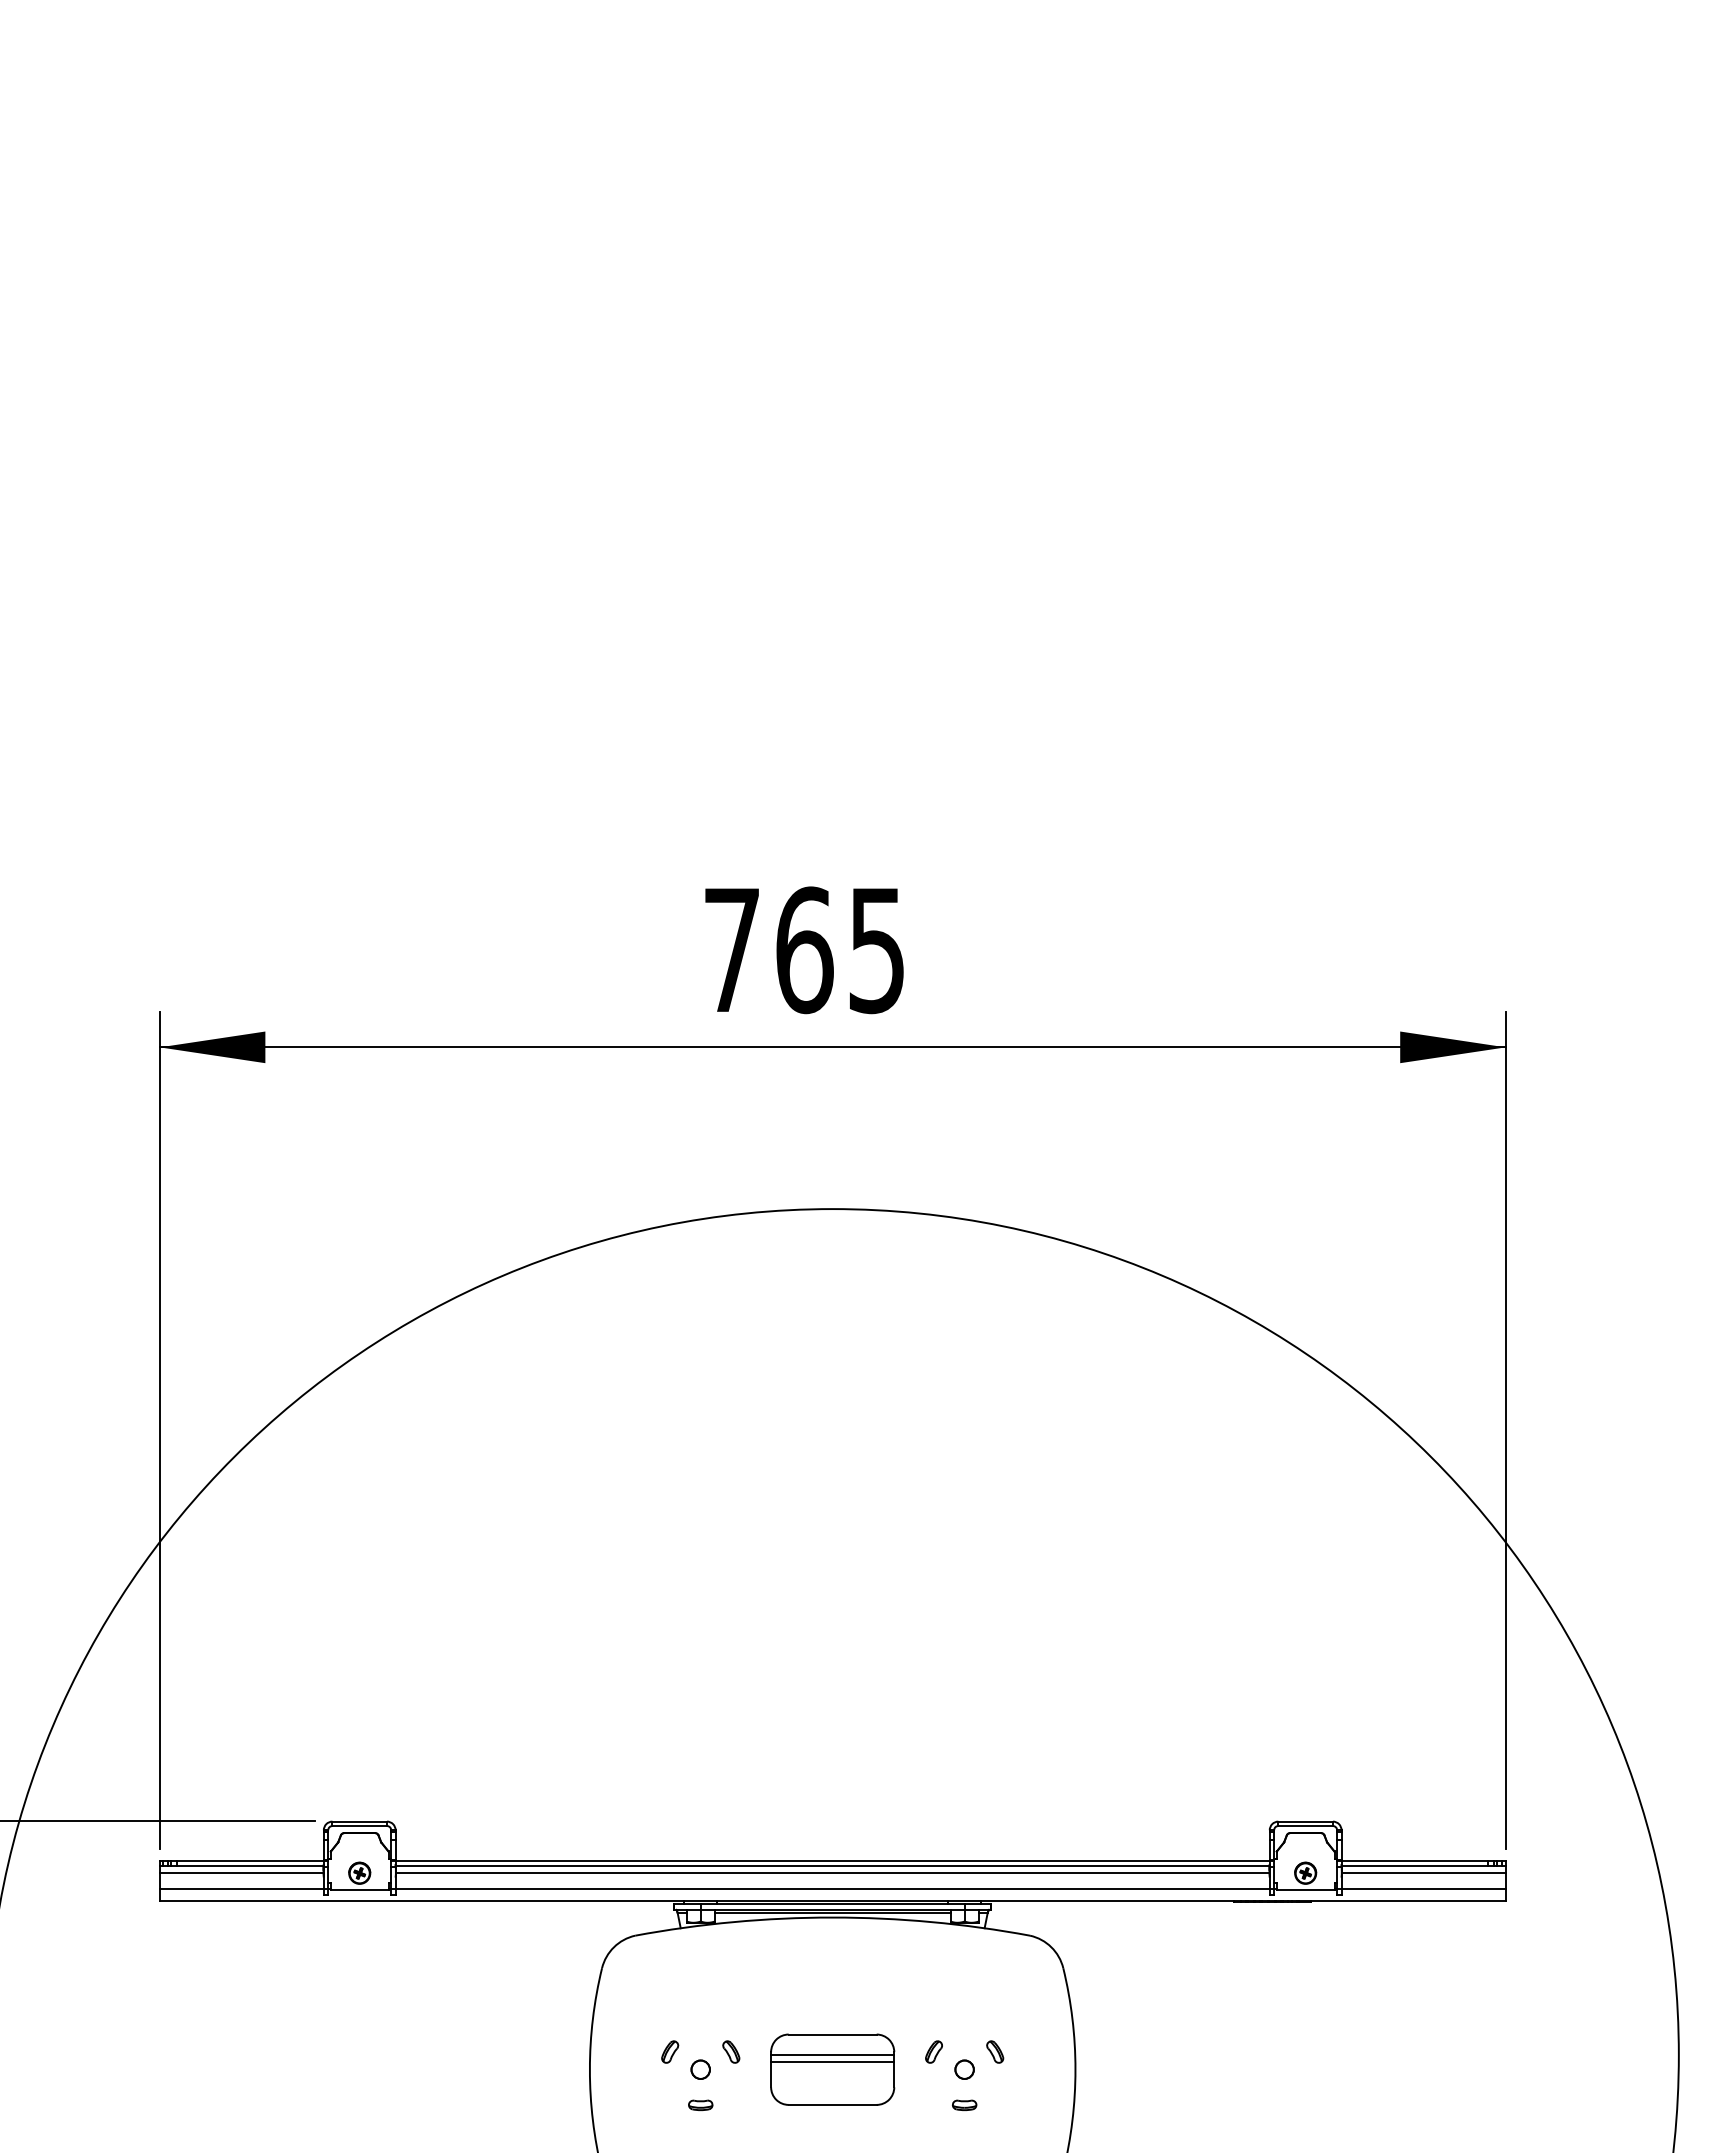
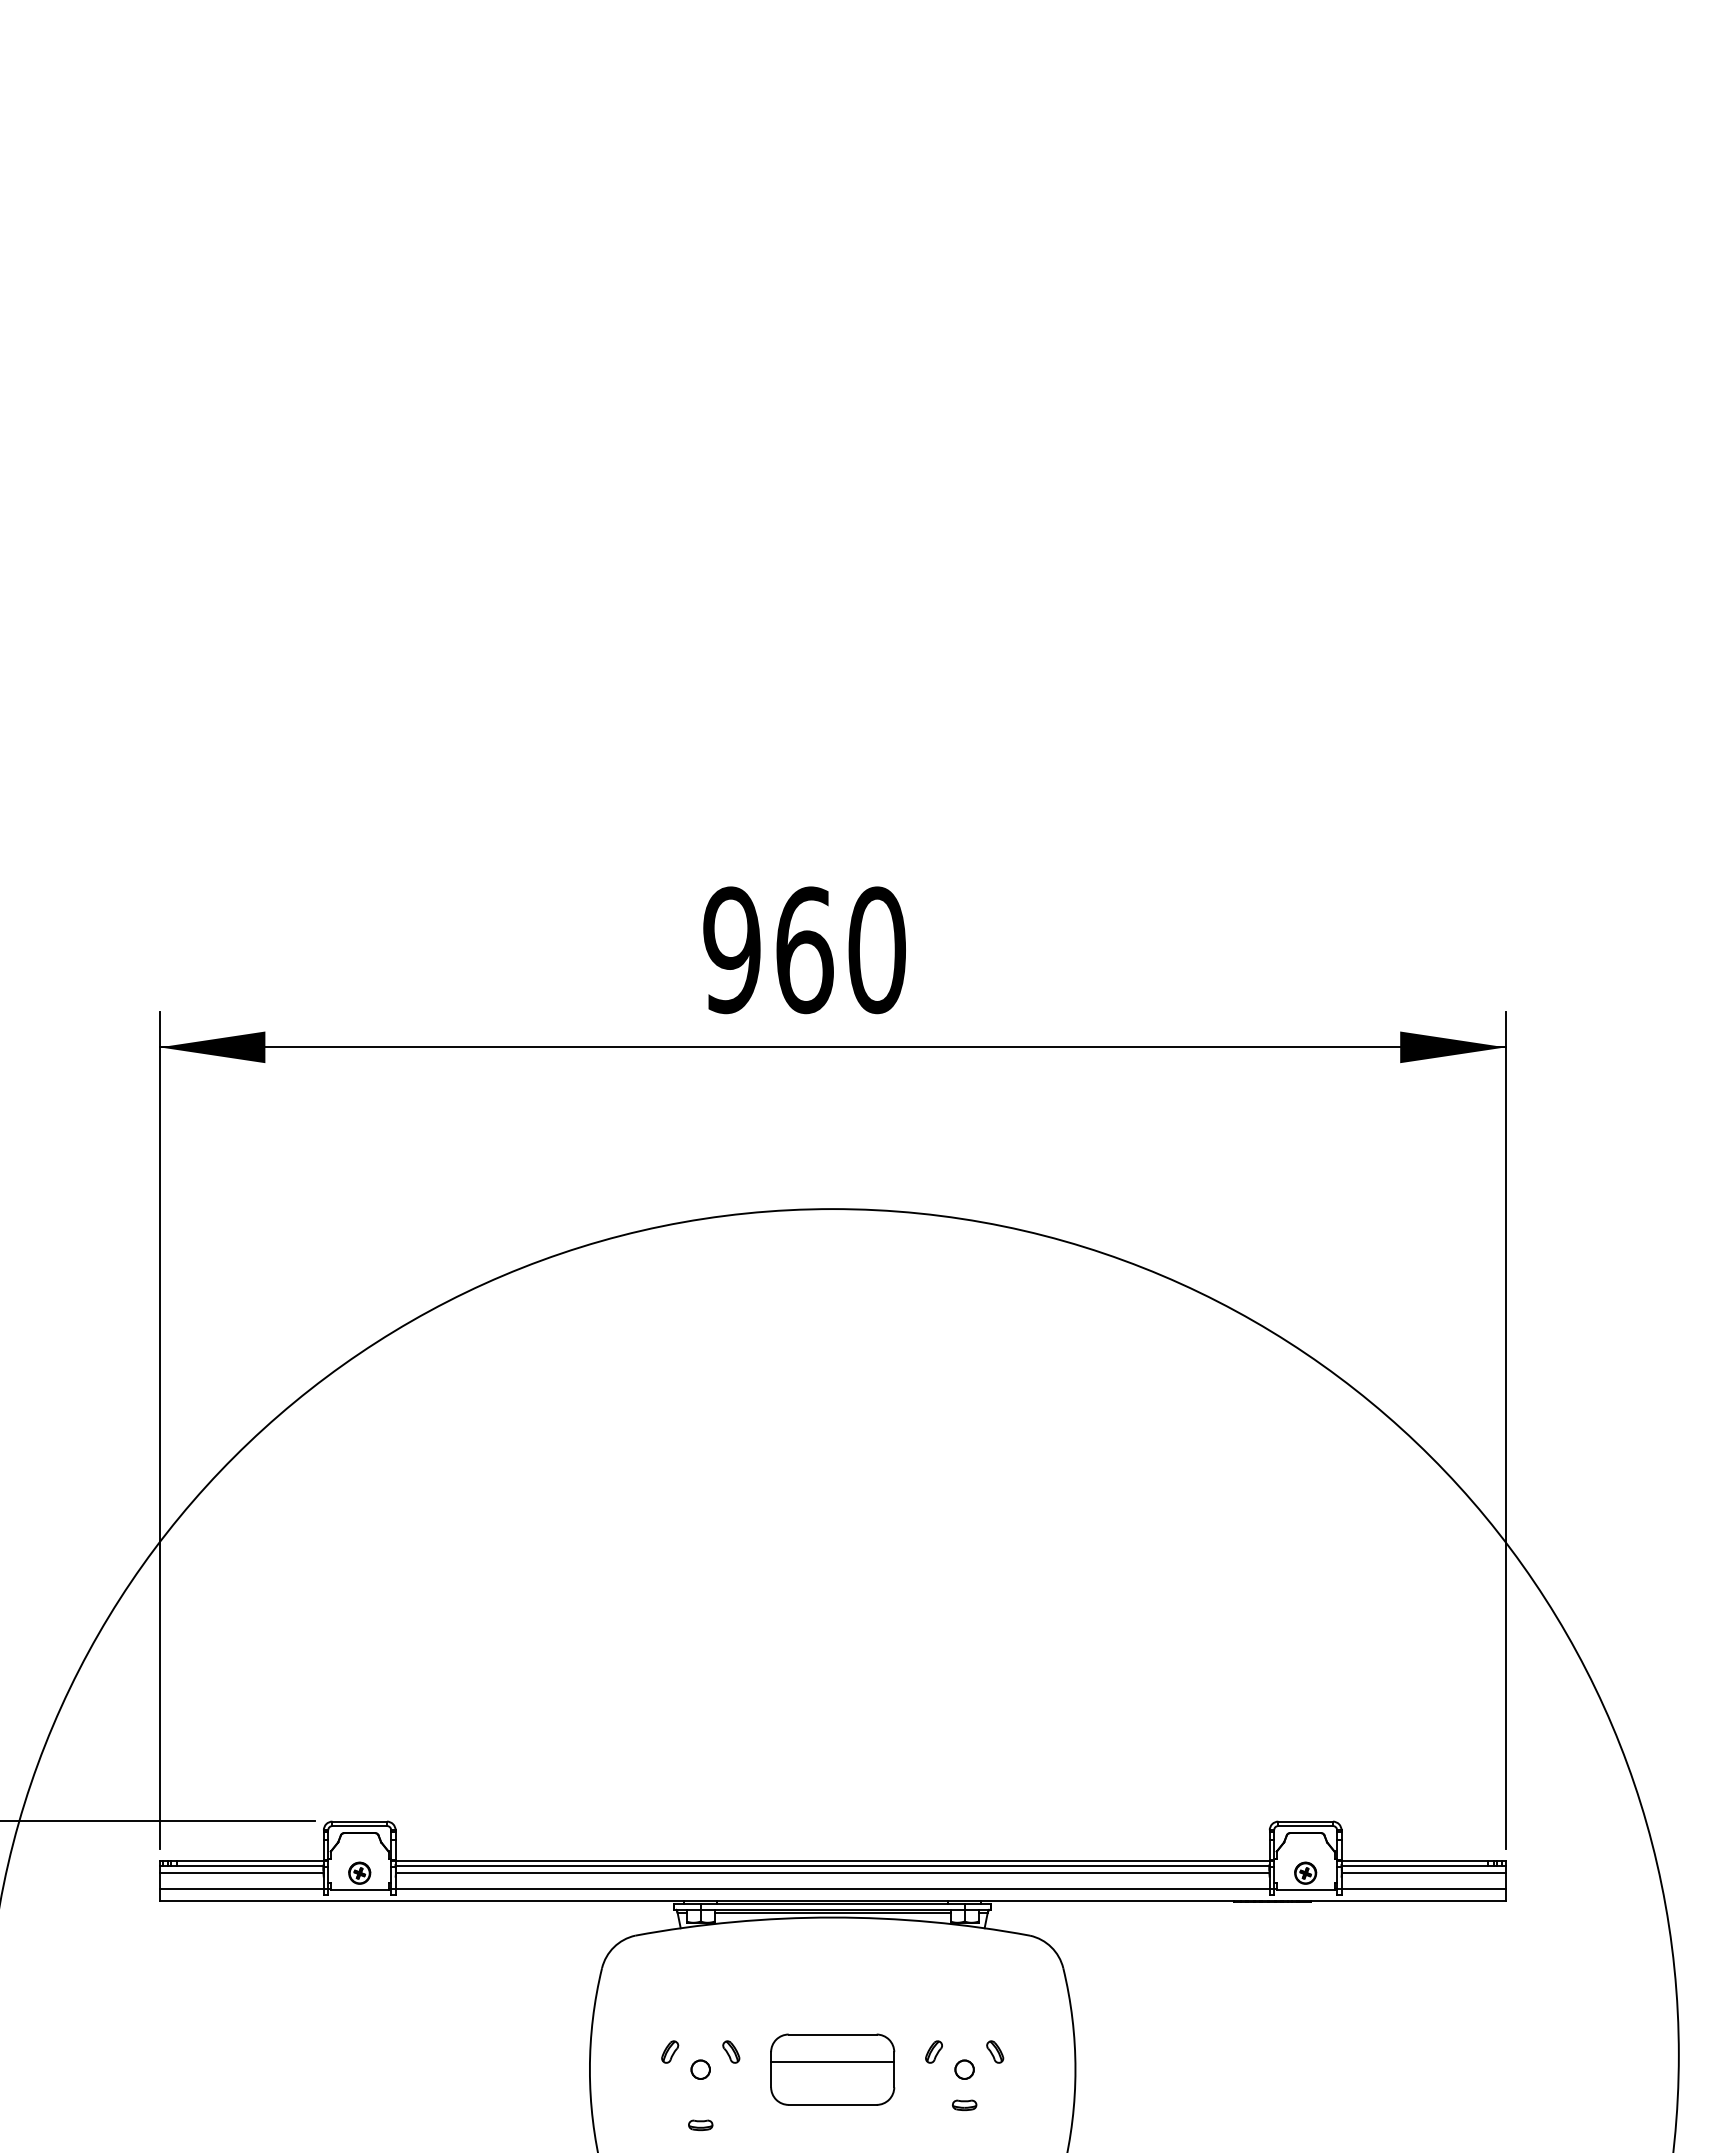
text: 765 -> 960 (804, 950)
line: present -> none (832, 2055)
part position: (700, 2104) -> (700, 2124) (700, 2124)
